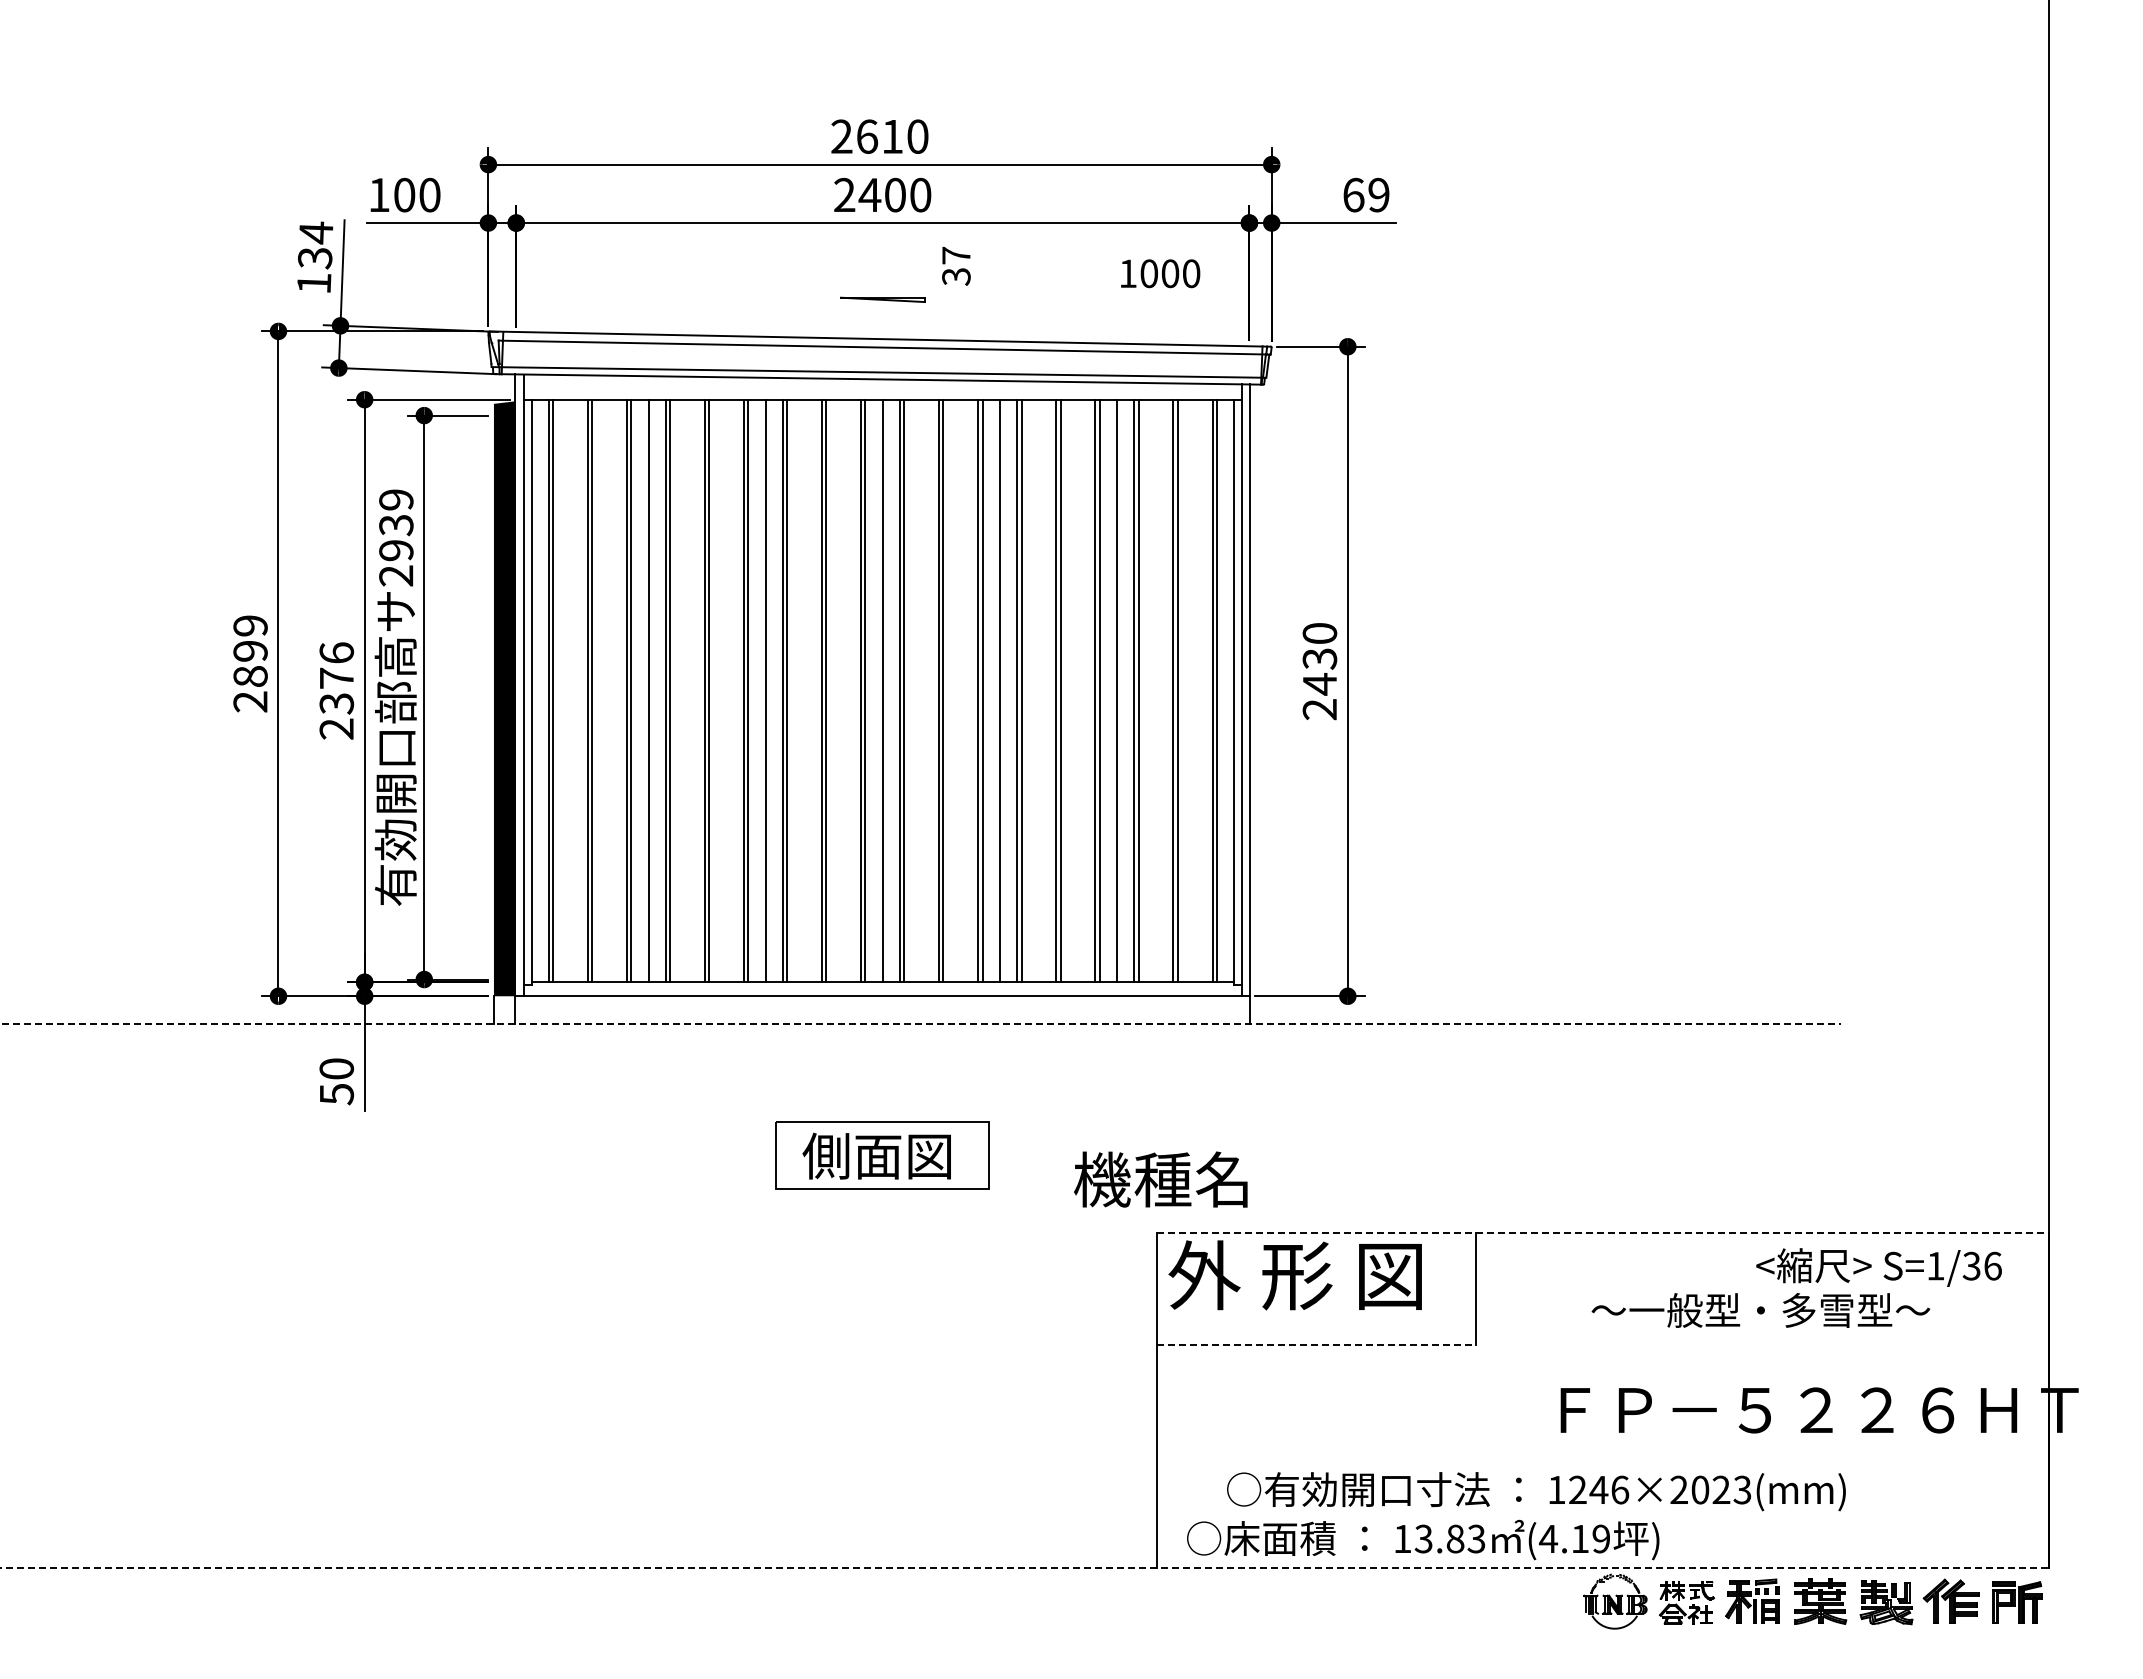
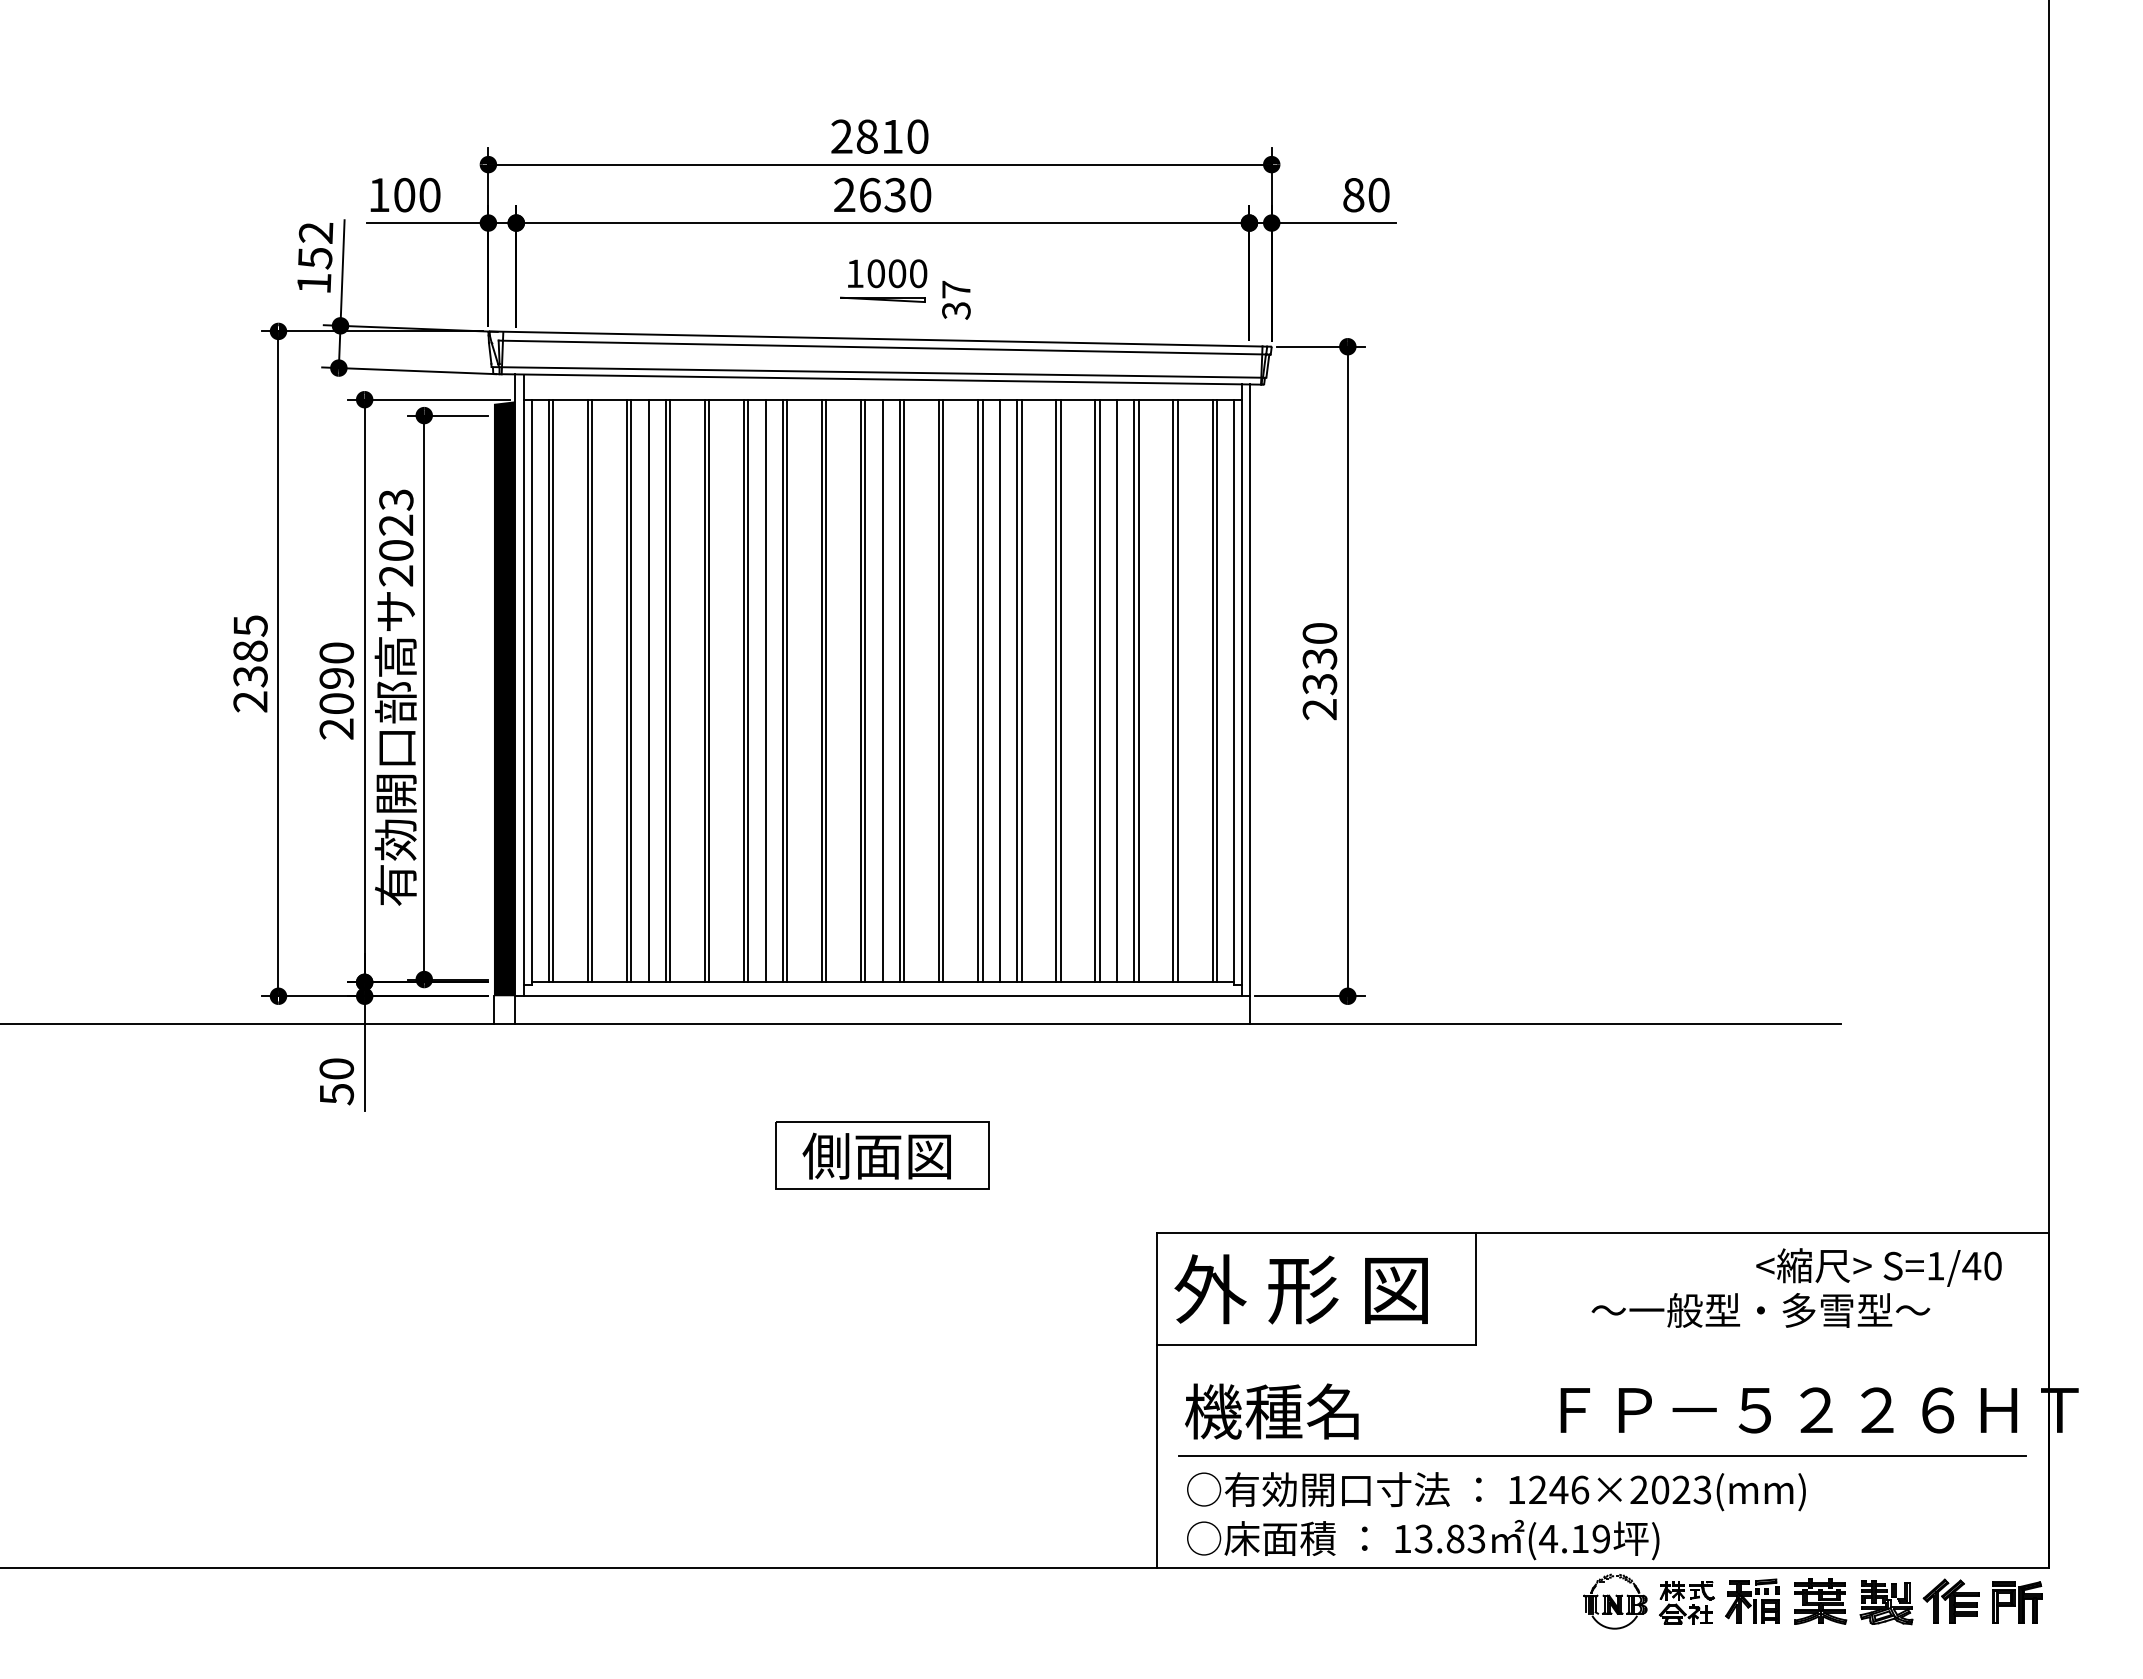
text: 2610 -> 2810 (867, 136)
text: 2400 -> 2630 (881, 194)
text: 69 -> 80 (1366, 194)
text: 134 -> 152 (315, 245)
text position: (956, 265) -> (956, 299) (956, 299)
text position: (1160, 273) -> (887, 273) (887, 273)
text: 2939 -> 2023 (396, 525)
text: 2899 -> 2385 (250, 651)
text: 2376 -> 2090 (336, 678)
text: 2430 -> 2330 (1319, 684)
line: dashed -> solid (921, 1024)
text position: (1160, 1179) -> (1271, 1411) (1271, 1411)
line: dashed -> solid (1603, 1233)
text: S=1/36 -> S=1/40 (1981, 1265)
text position: (1294, 1275) -> (1300, 1289) (1300, 1289)
line: dashed -> solid (1316, 1344)
line: none -> present (1602, 1456)
text position: (1536, 1491) -> (1496, 1491) (1496, 1491)
line: dashed -> solid (1024, 1567)
